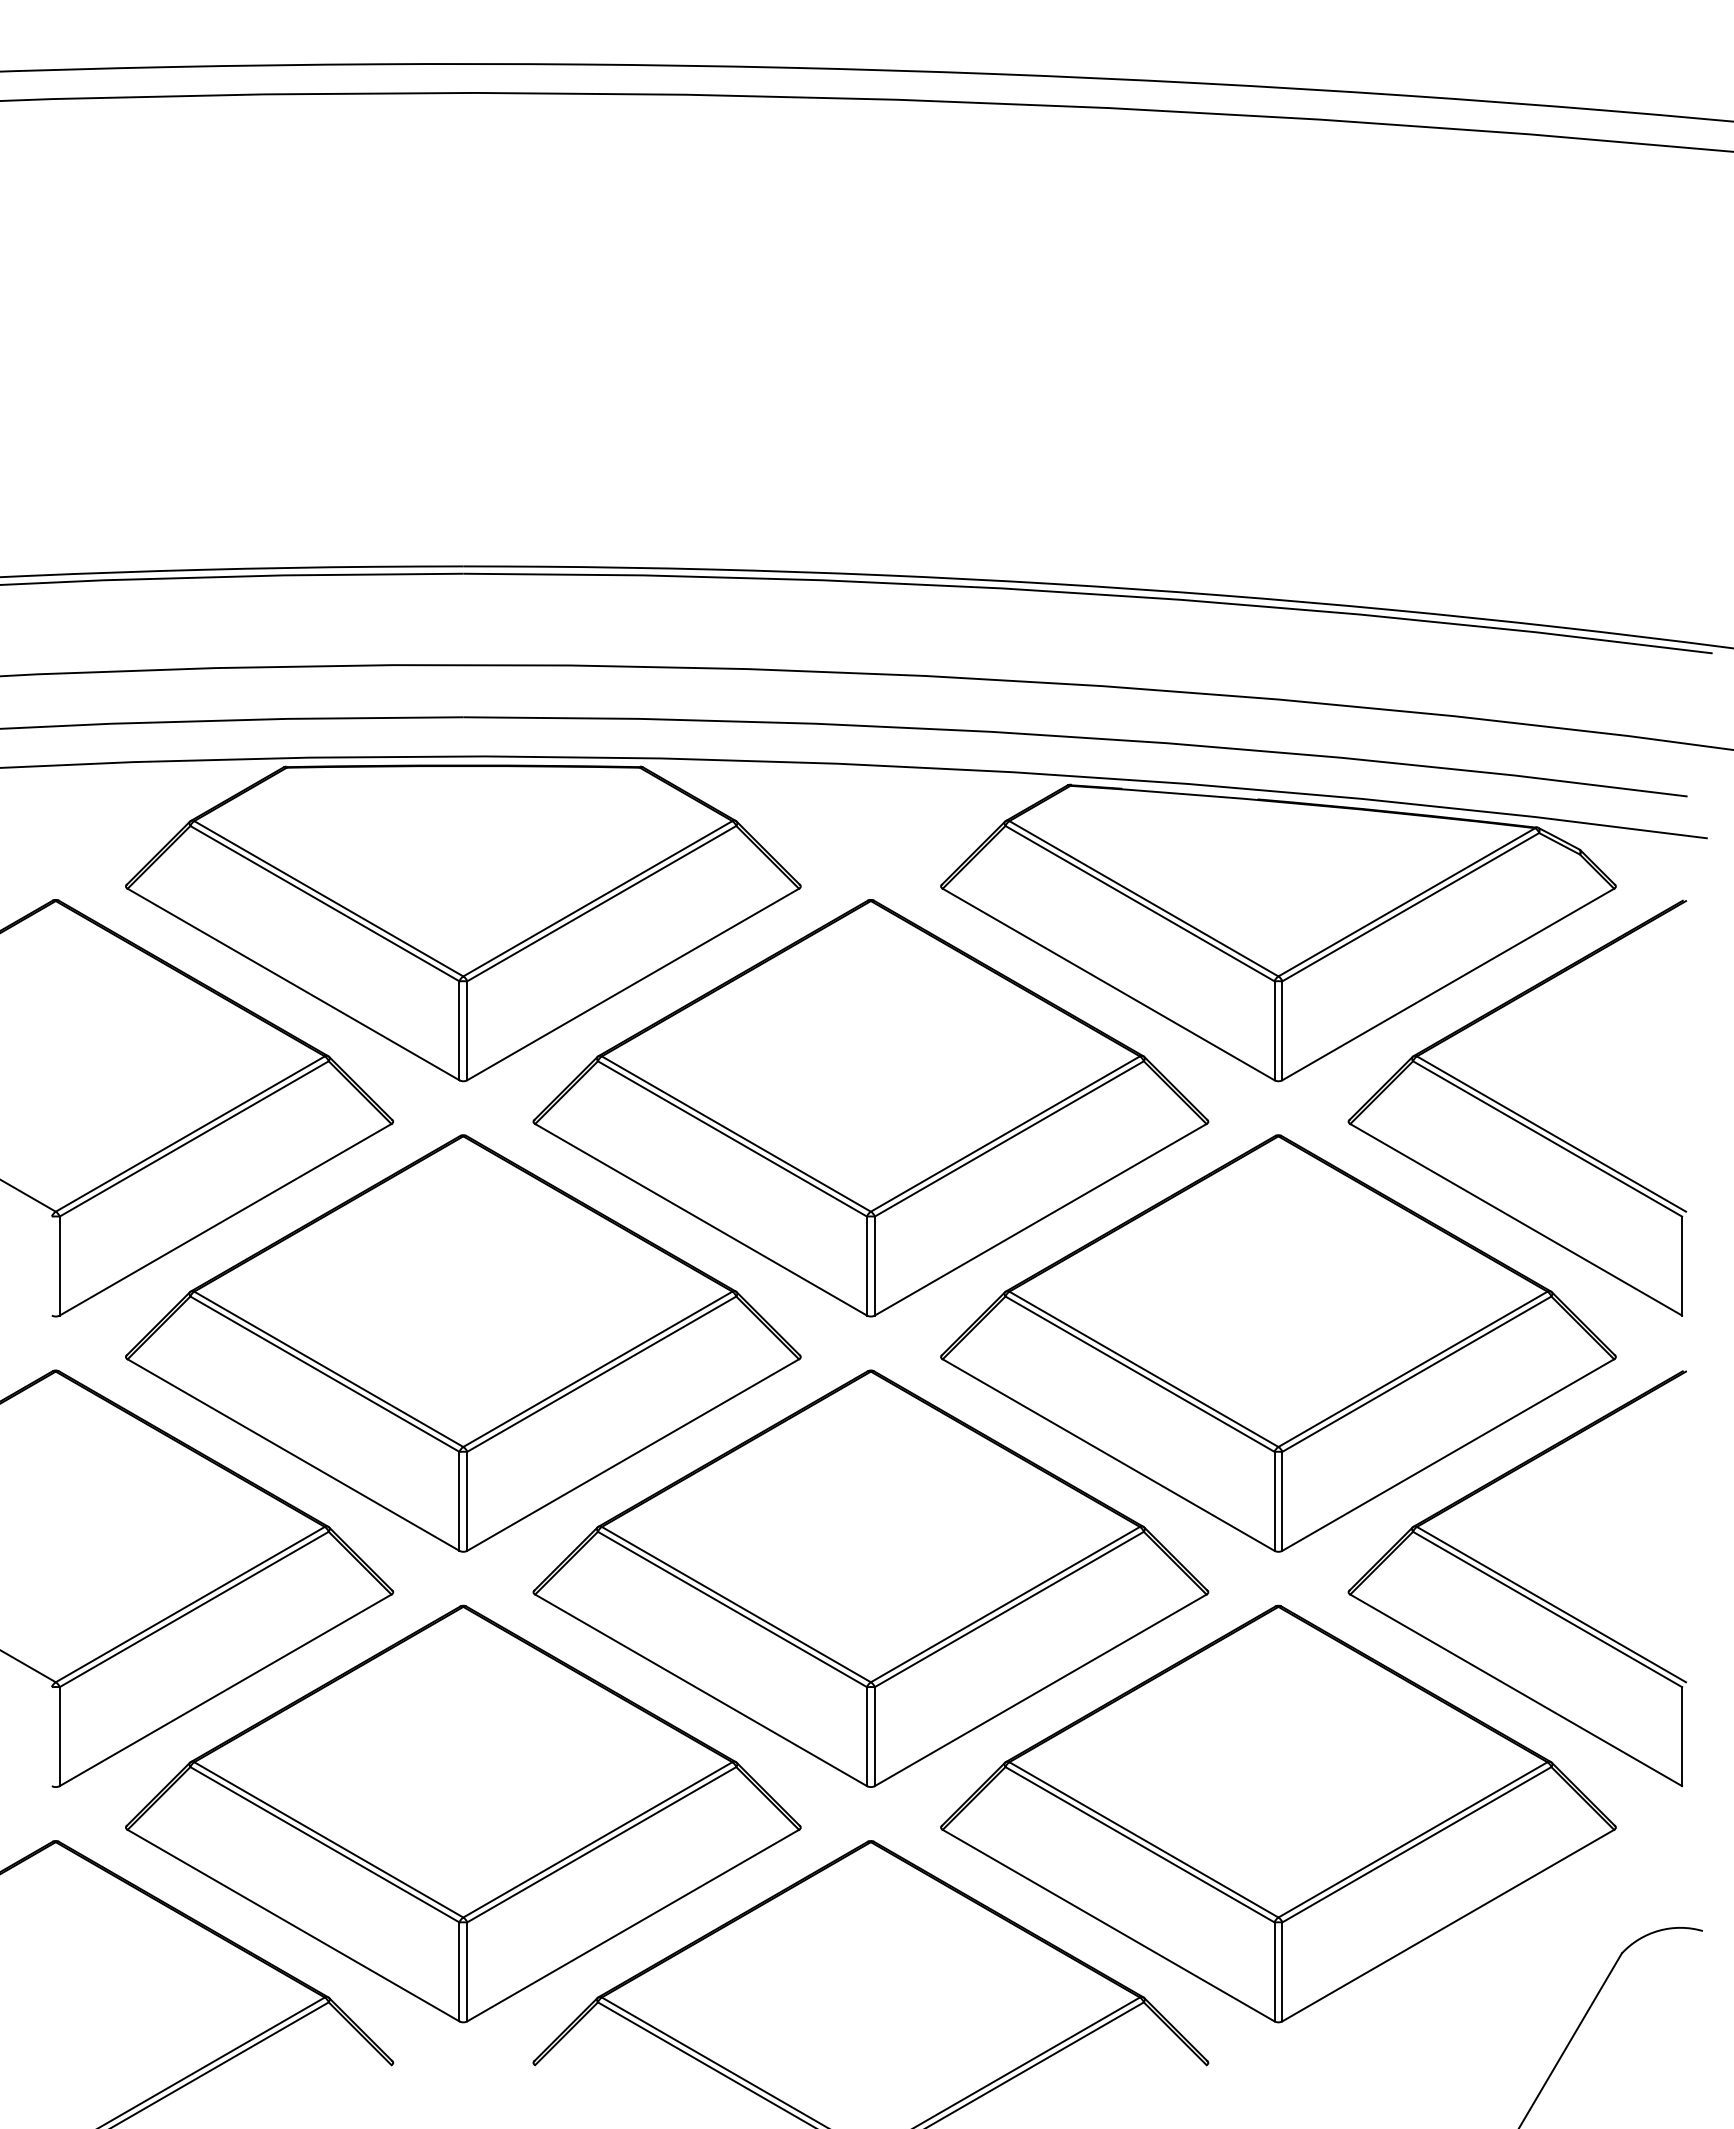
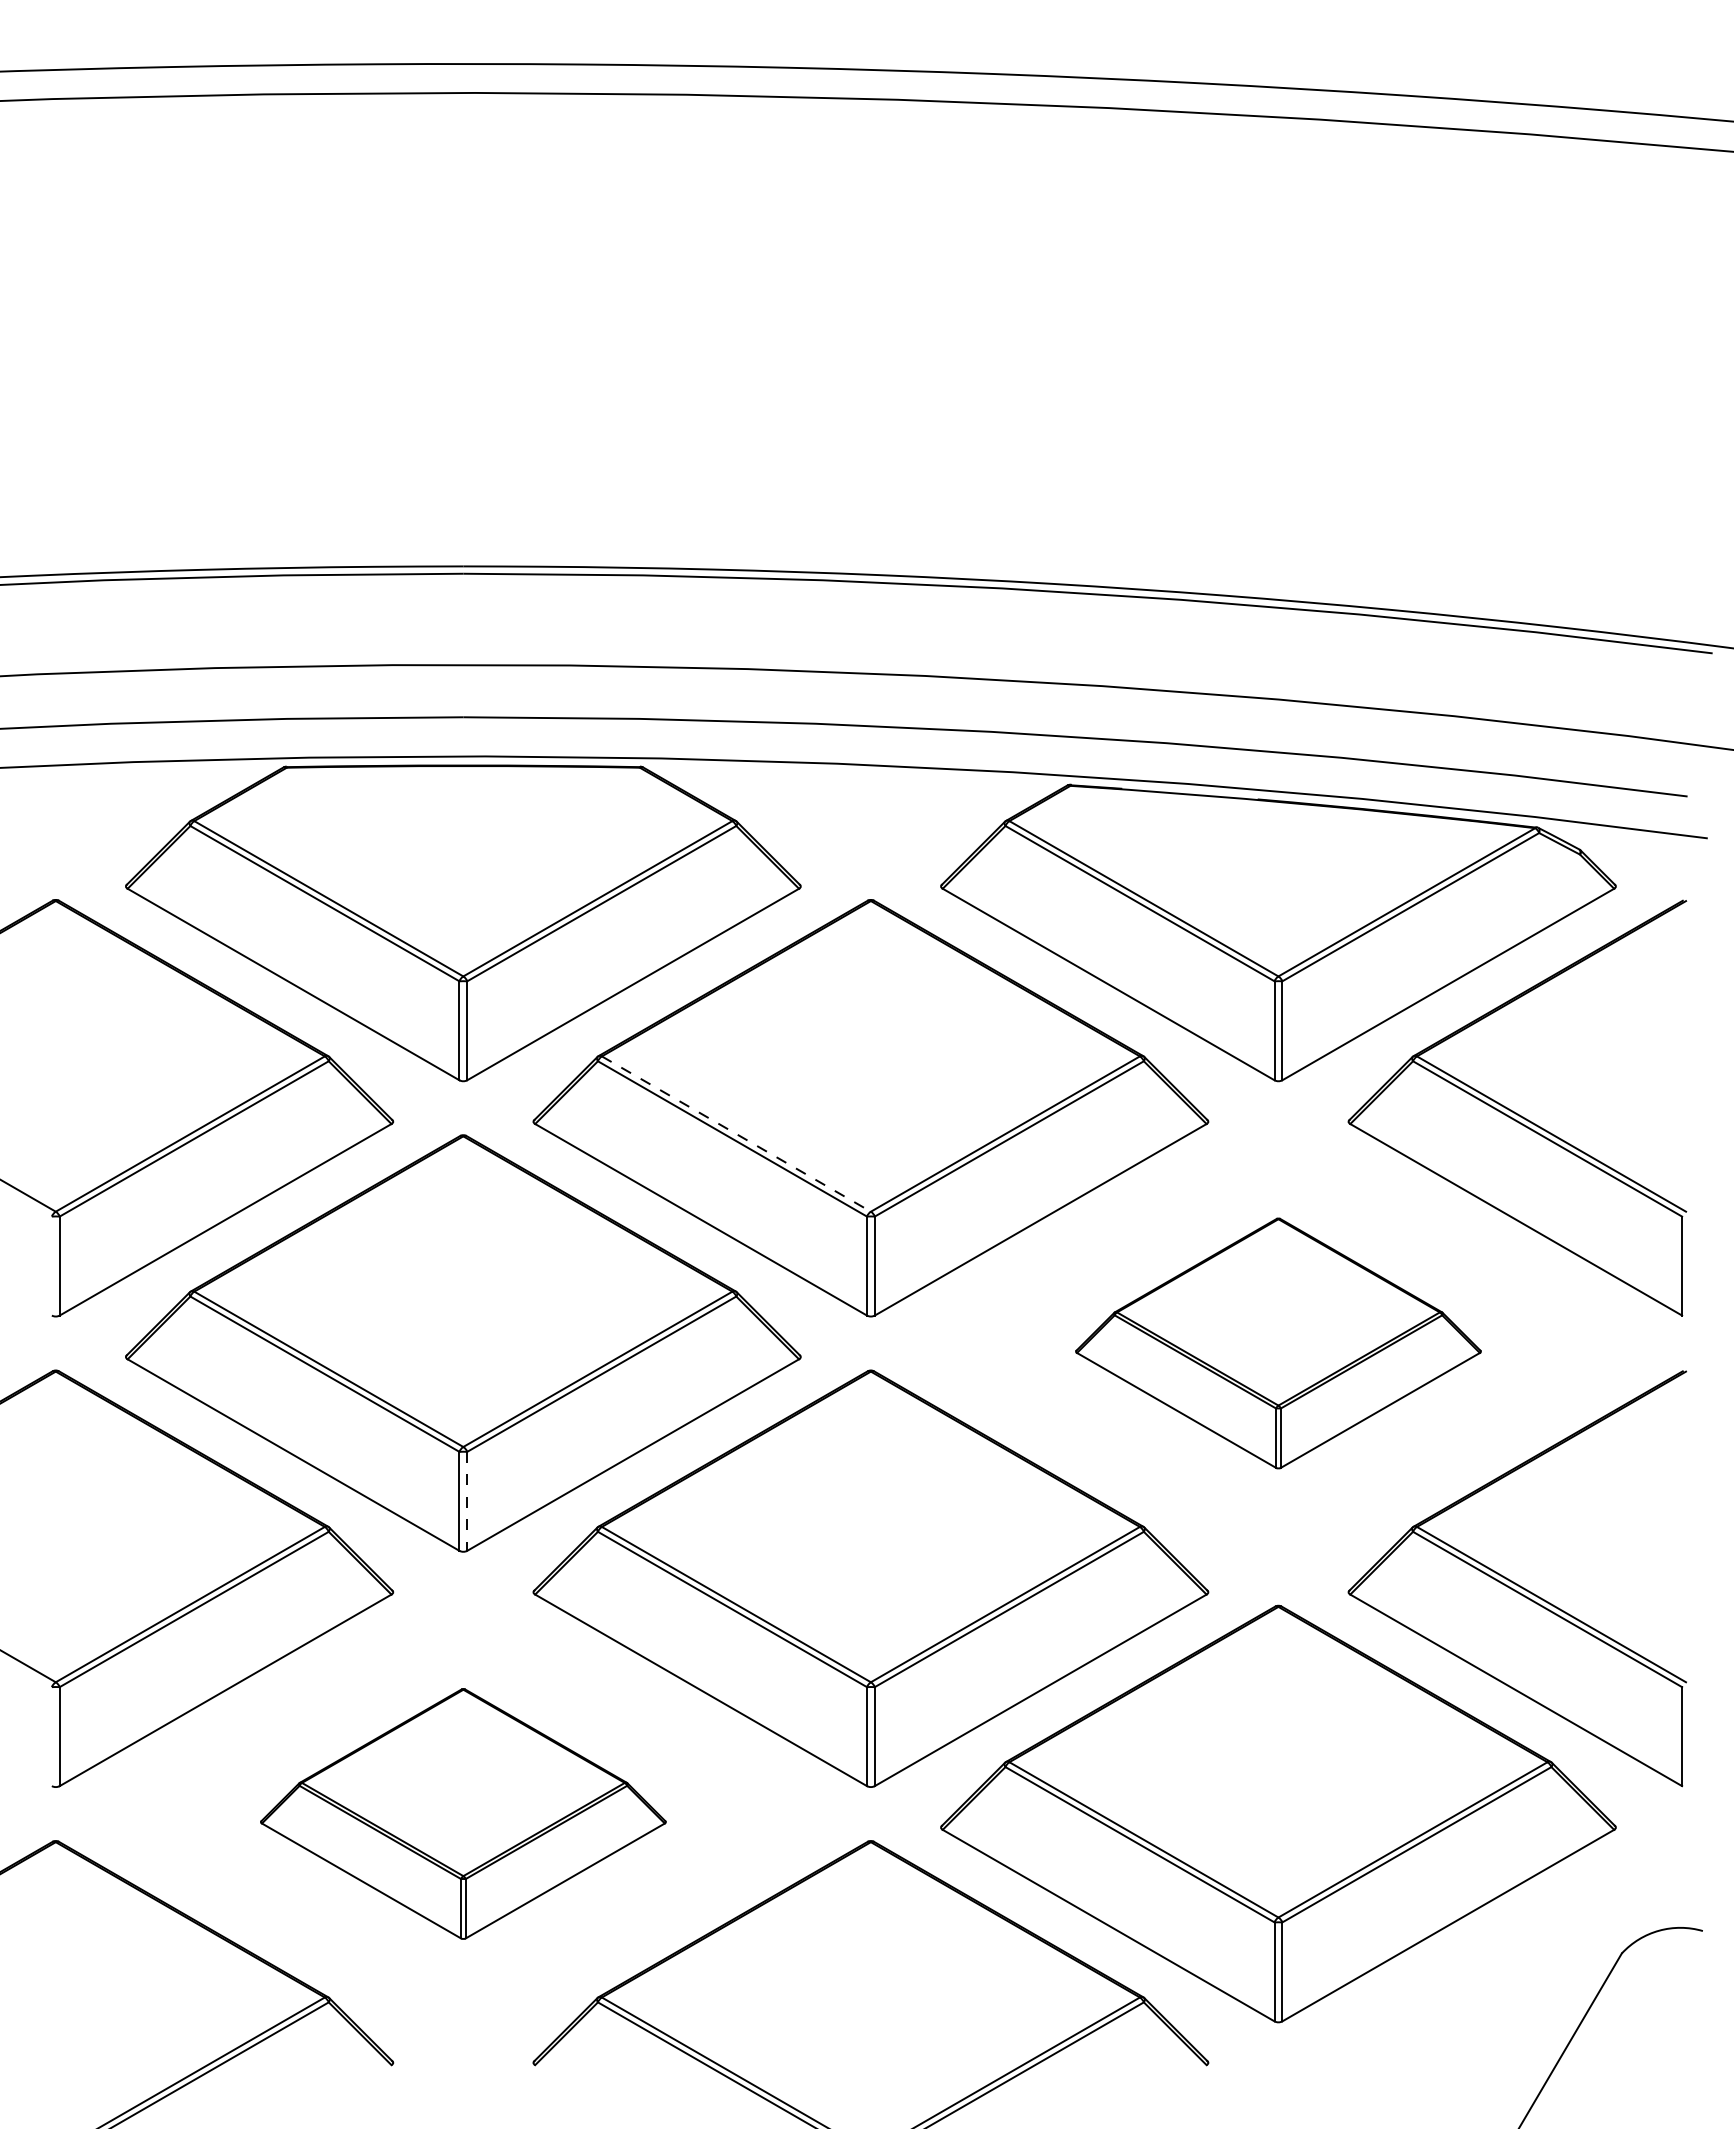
line: solid -> dashed (736, 1134)
part size: 677x419 px -> 407x253 px (1278, 1343)
line: solid -> dashed (467, 1501)
part size: 677x420 px -> 407x252 px (463, 1813)
